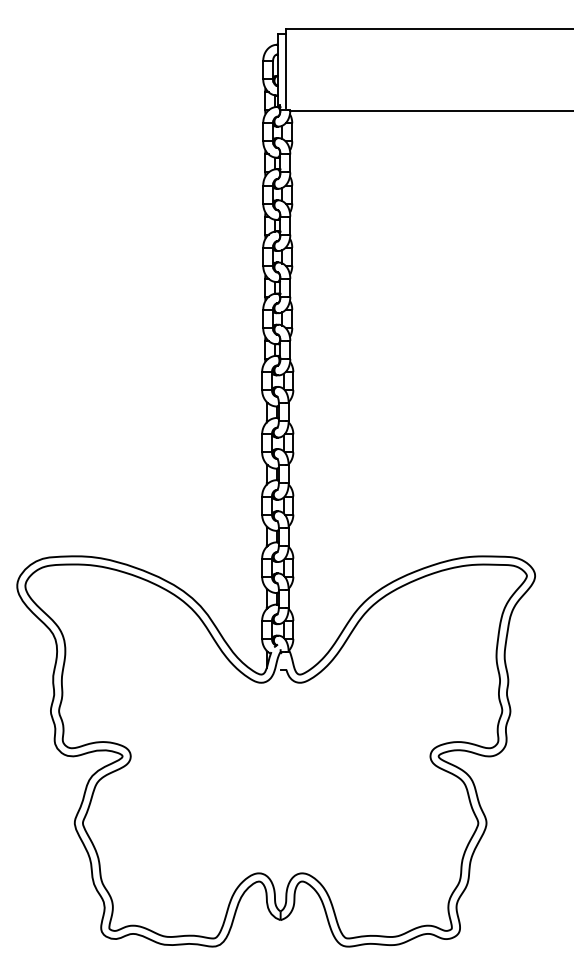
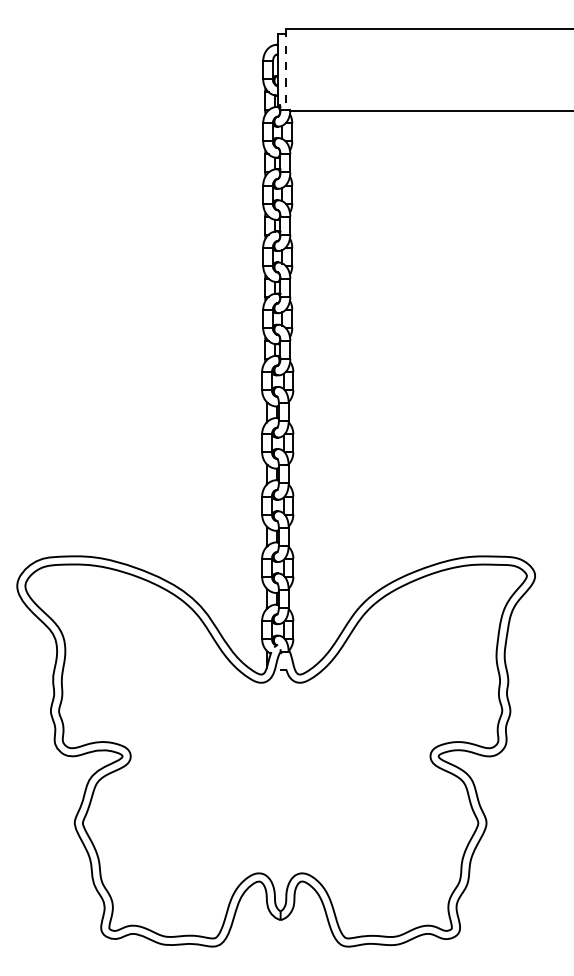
line: solid -> dashed (285, 68)
